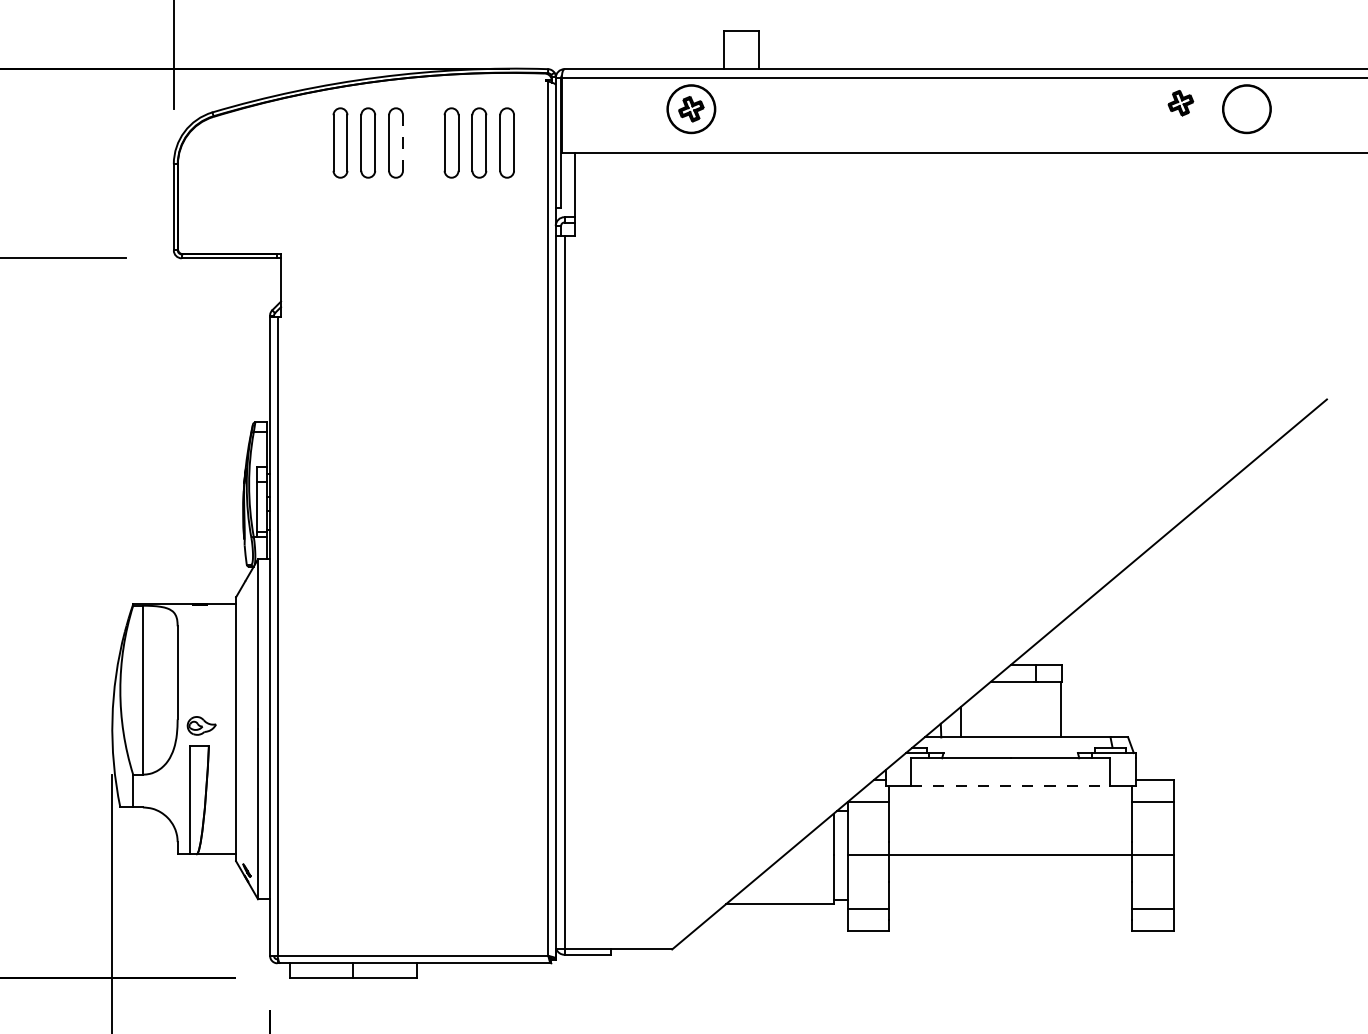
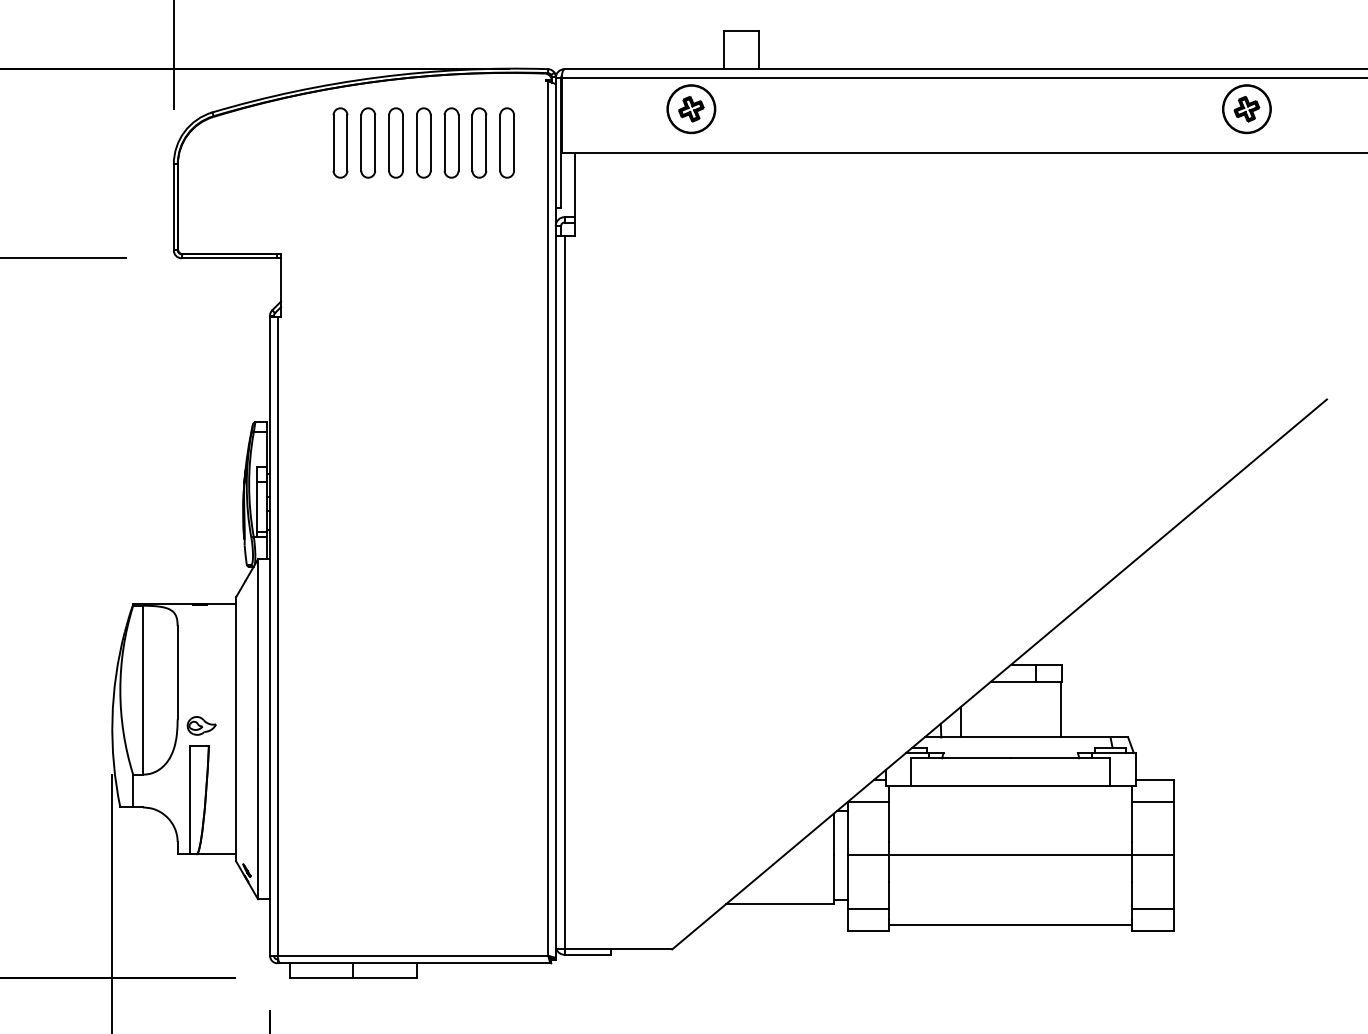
part position: (1180, 103) -> (1246, 109) (1246, 109)
part: none -> present (423, 142)
line: dashed -> solid (402, 143)
line: dashed -> solid (1010, 786)
line: none -> present (1010, 924)
